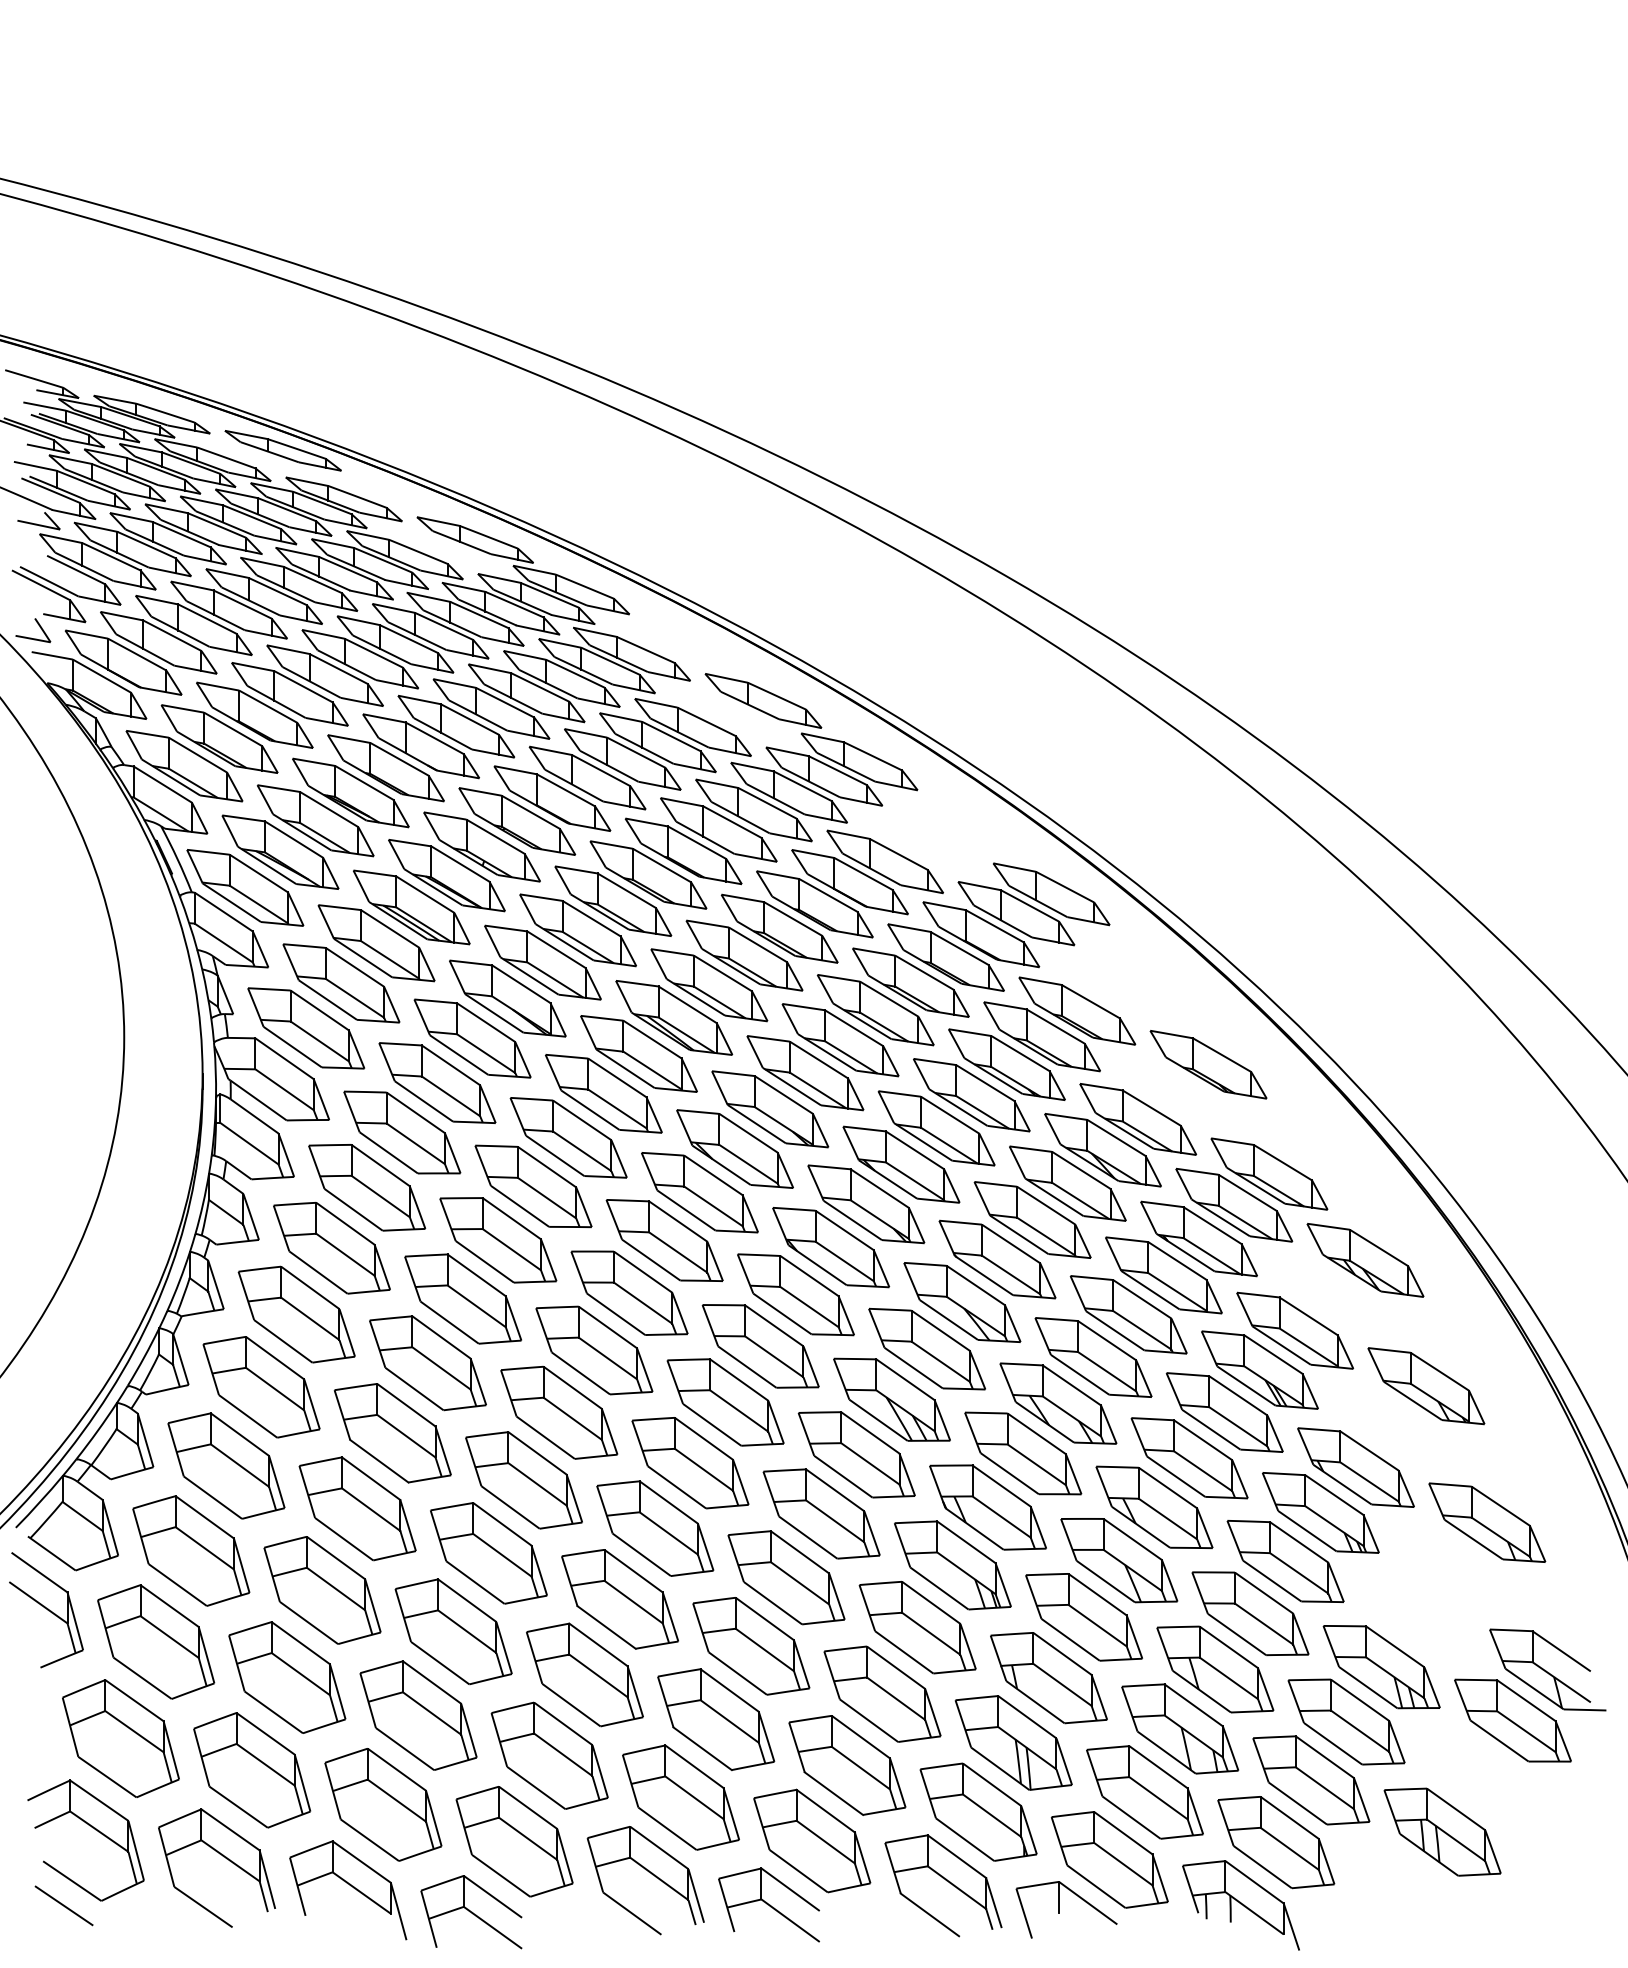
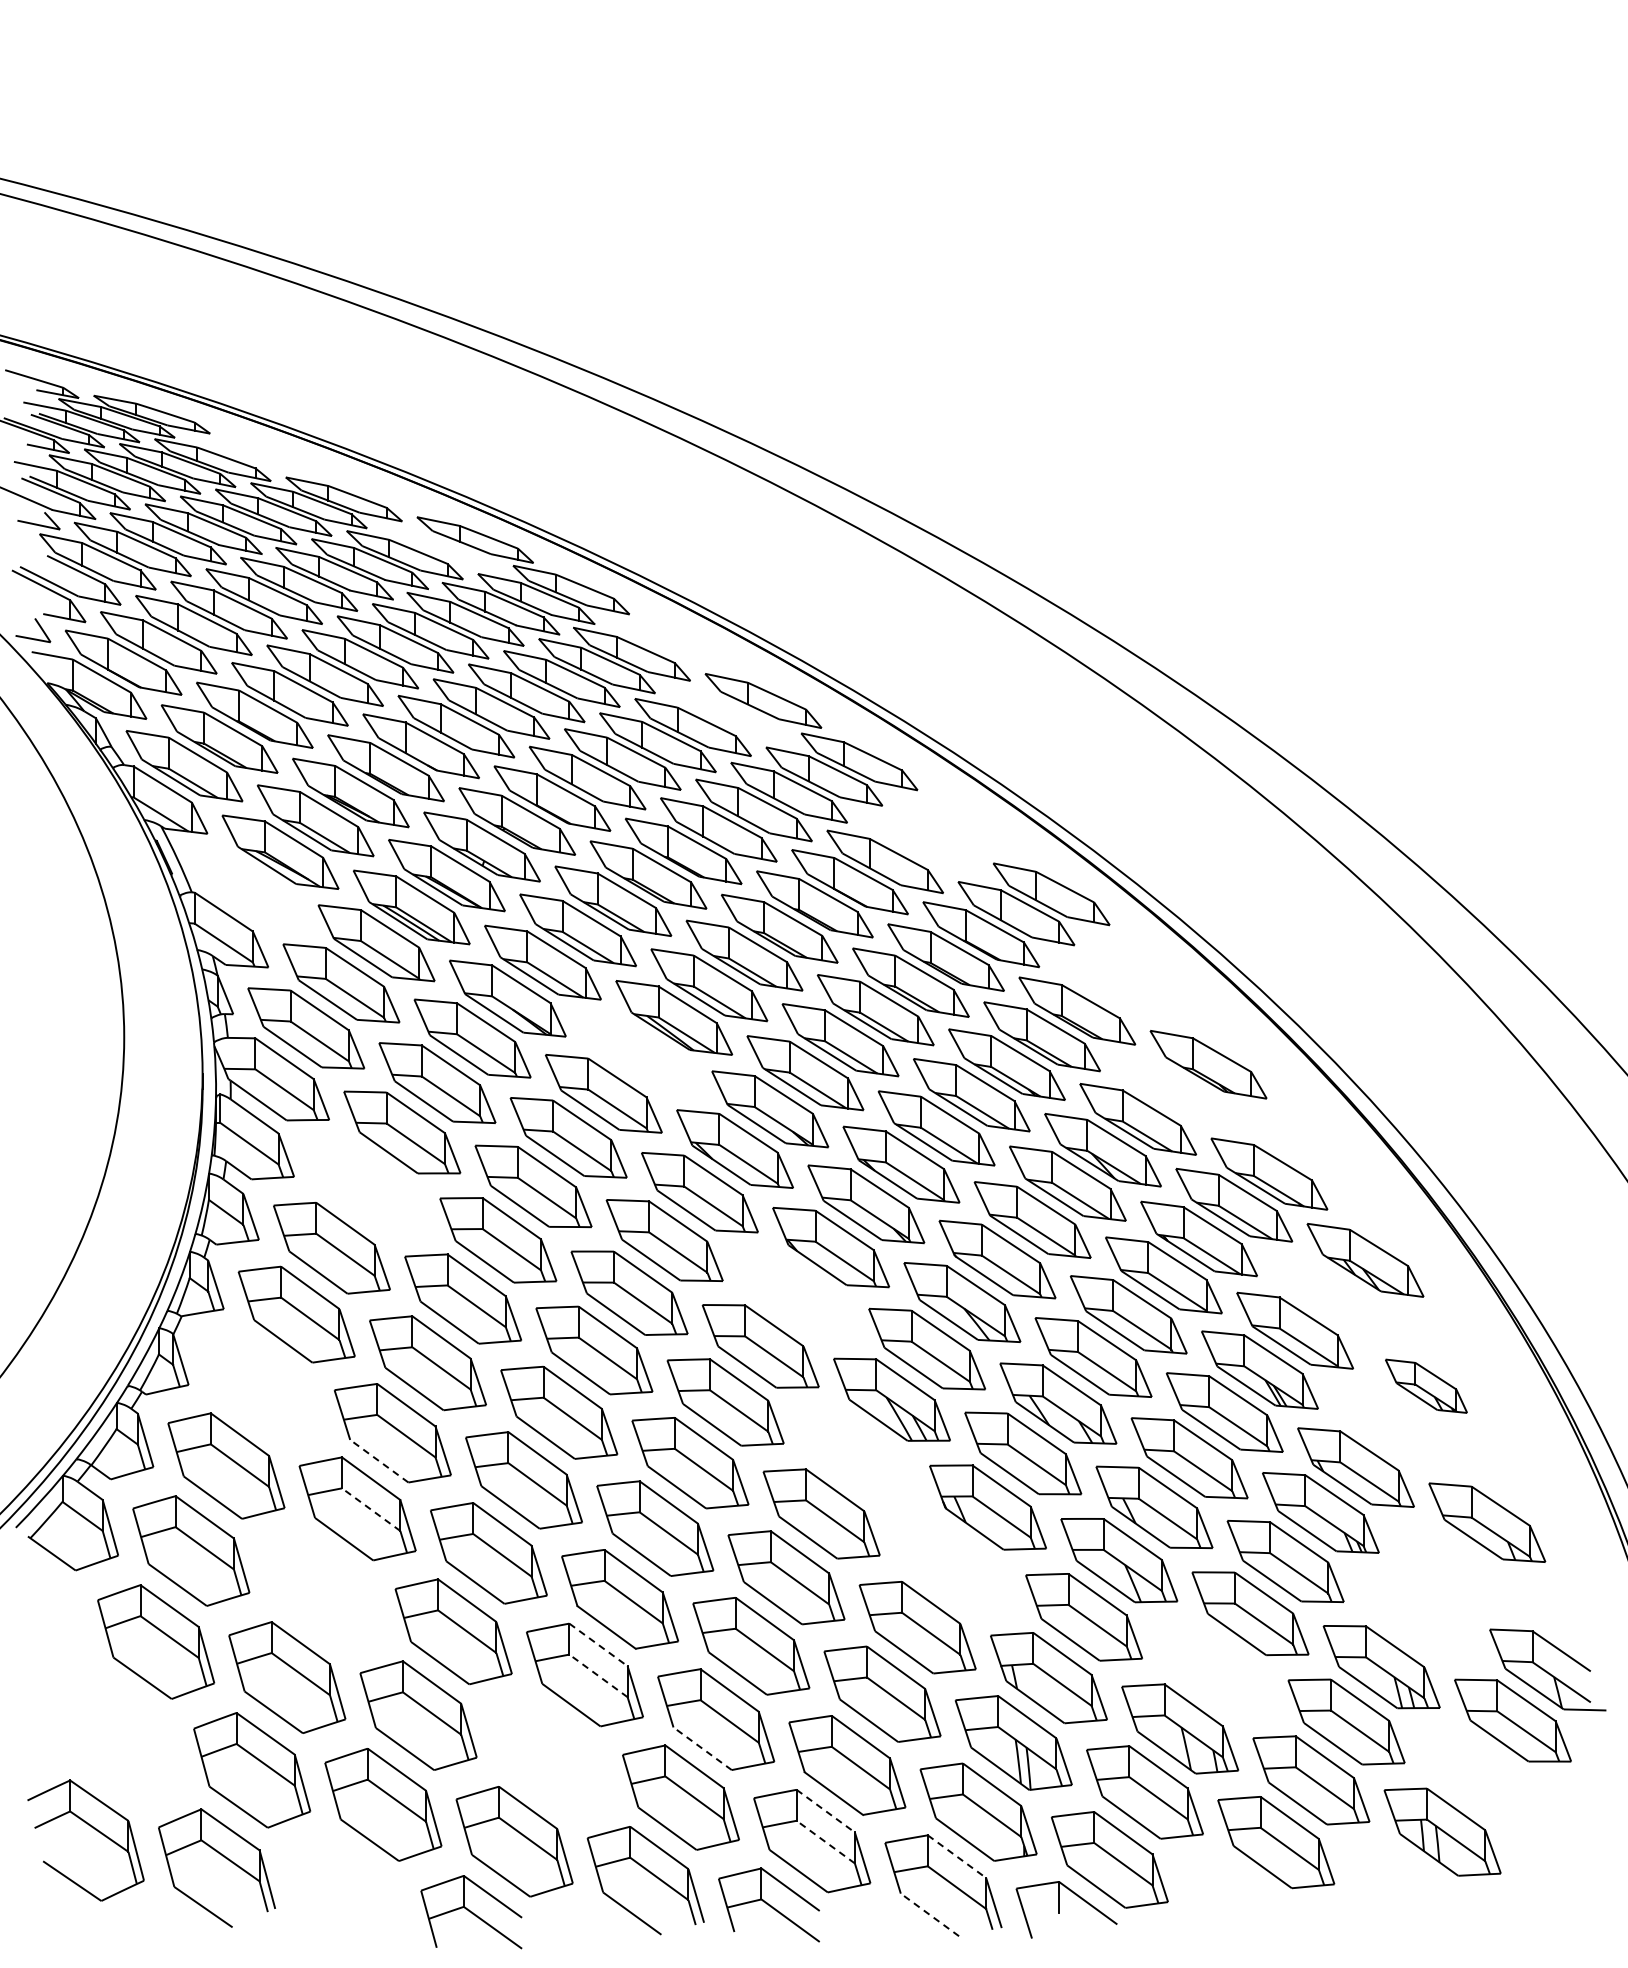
part: present -> none (282, 450)
part: present -> none (245, 887)
part: present -> none (638, 1053)
part: present -> none (367, 1187)
part: present -> none (795, 1294)
part size: 119x79 px -> 83x56 px (1426, 1385)
part: present -> none (261, 1387)
part: present -> none (856, 1454)
line: solid -> dashed (378, 1460)
line: solid -> dashed (370, 1509)
part: present -> none (952, 1565)
part: present -> none (322, 1590)
part: present -> none (46, 1610)
line: solid -> dashed (598, 1645)
part: present -> none (1215, 1669)
line: solid -> dashed (598, 1675)
part: present -> none (120, 1738)
line: solid -> dashed (702, 1748)
part: present -> none (549, 1755)
line: solid -> dashed (826, 1811)
line: solid -> dashed (825, 1841)
line: solid -> dashed (957, 1856)
part: present -> none (348, 1890)
line: present -> none (63, 1905)
part: present -> none (1240, 1905)
line: solid -> dashed (929, 1914)
